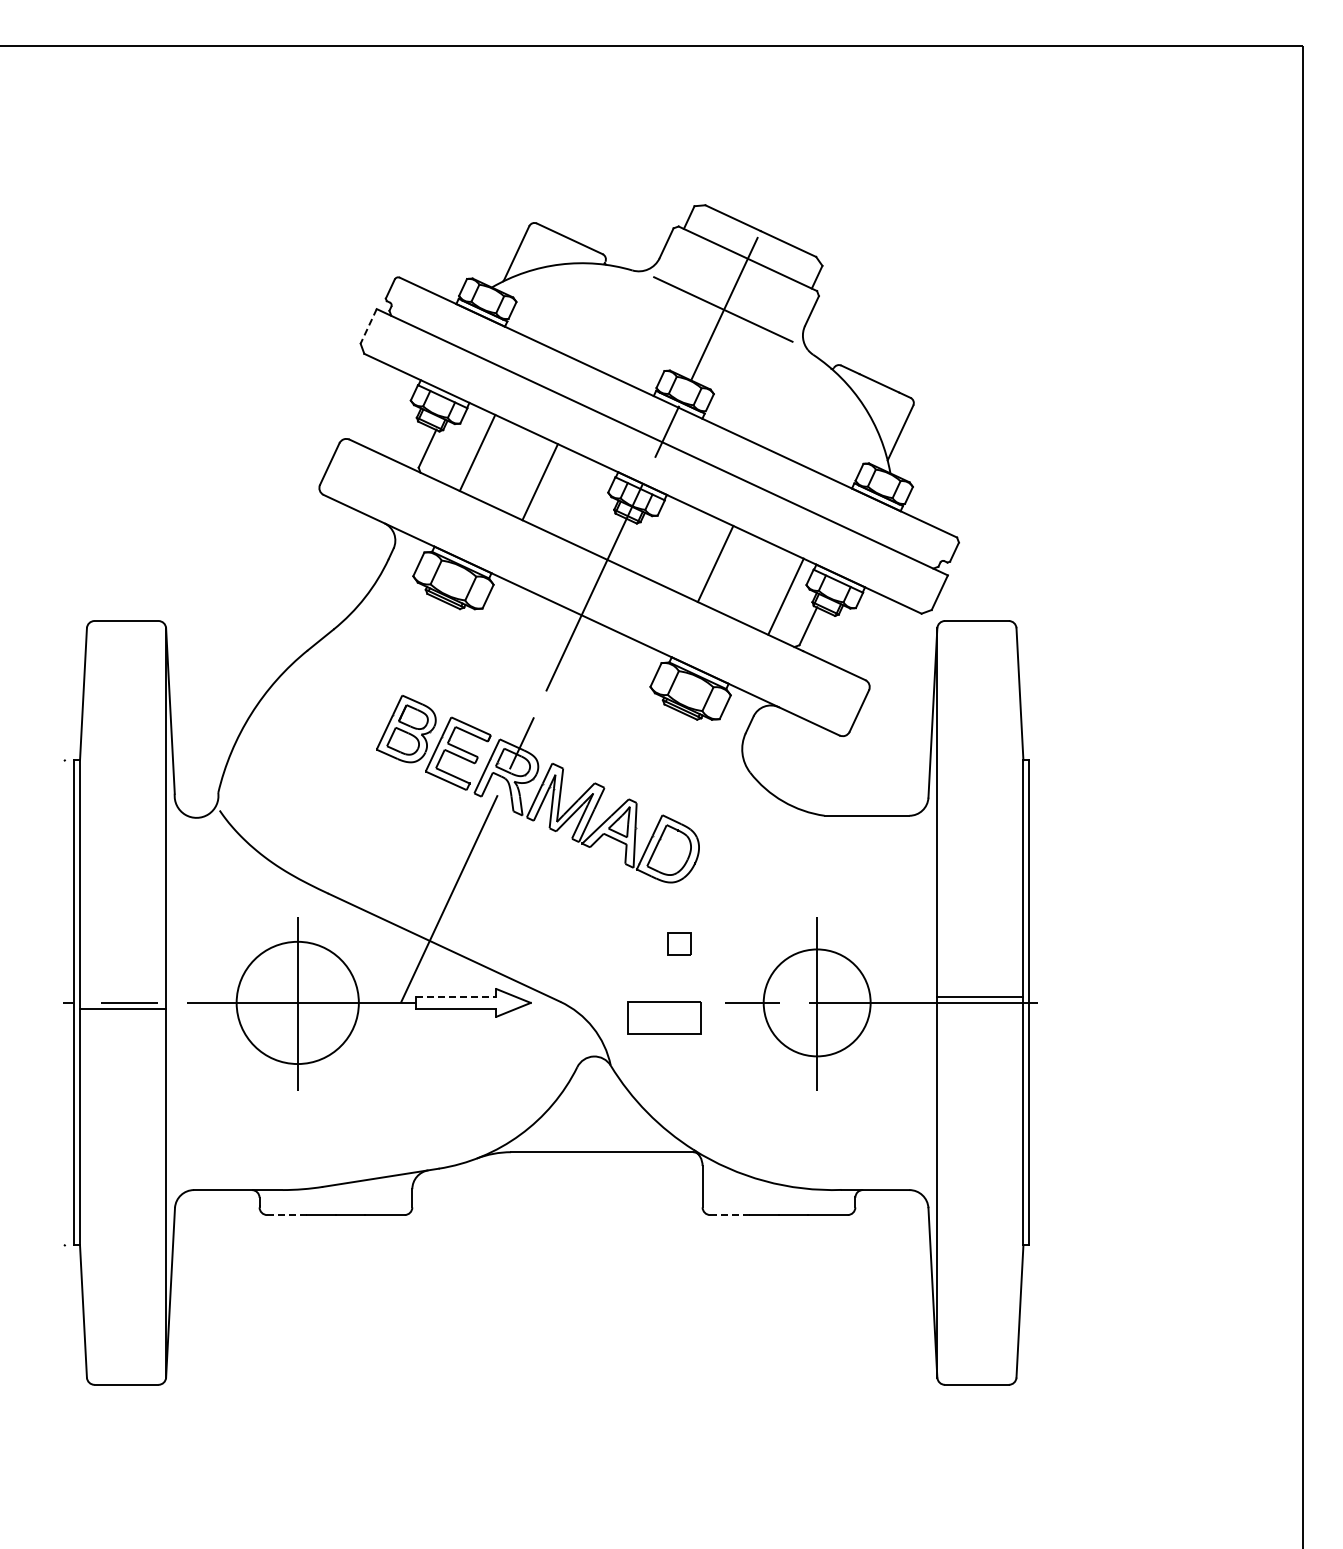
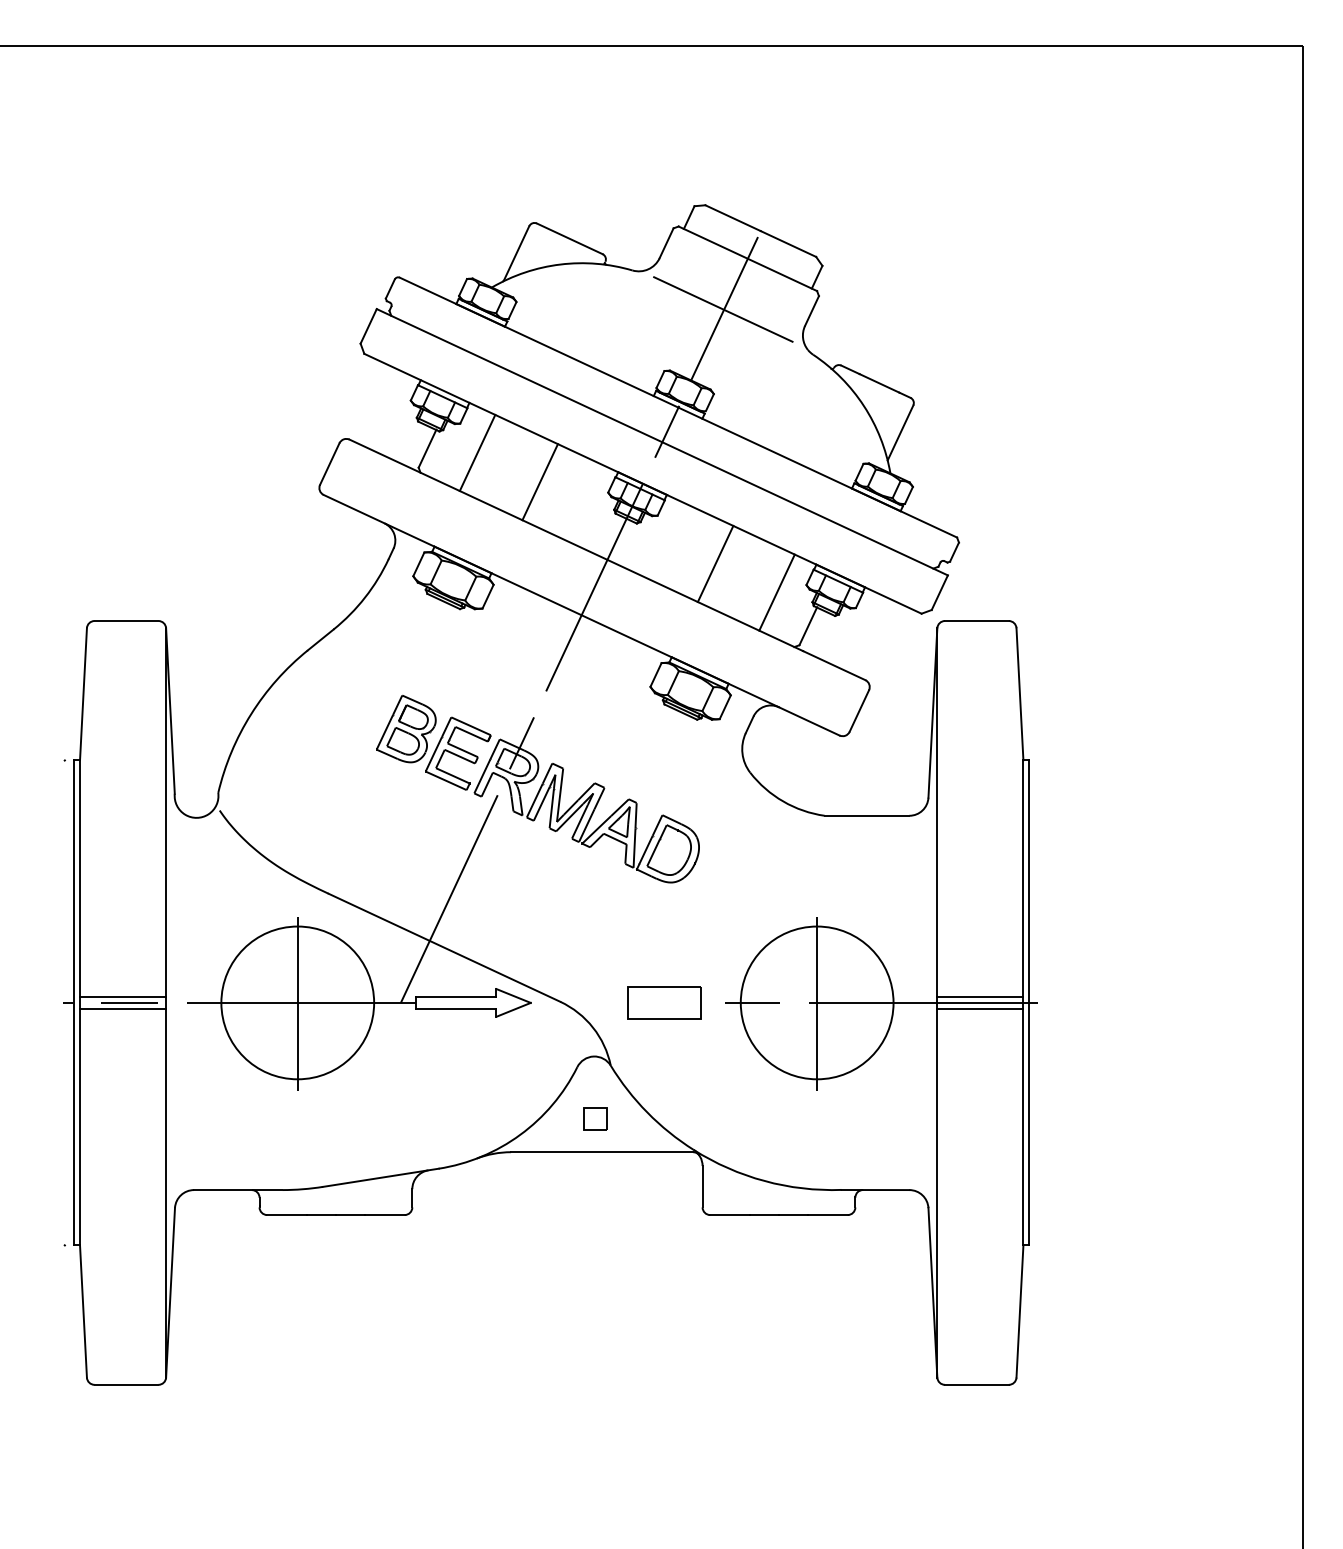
line: dashed -> solid (368, 326)
line position: (785, 596) -> (776, 592) (776, 592)
part position: (679, 943) -> (595, 1118) (595, 1118)
line: none -> present (123, 997)
line: dashed -> solid (456, 997)
circle diameter: 122 px -> 153 px (297, 1002)
circle diameter: 107 px -> 153 px (816, 1002)
line: none -> present (980, 1008)
part position: (664, 1017) -> (664, 1002) (664, 1002)
line: dashed -> solid (286, 1215)
line: dashed -> solid (729, 1215)
